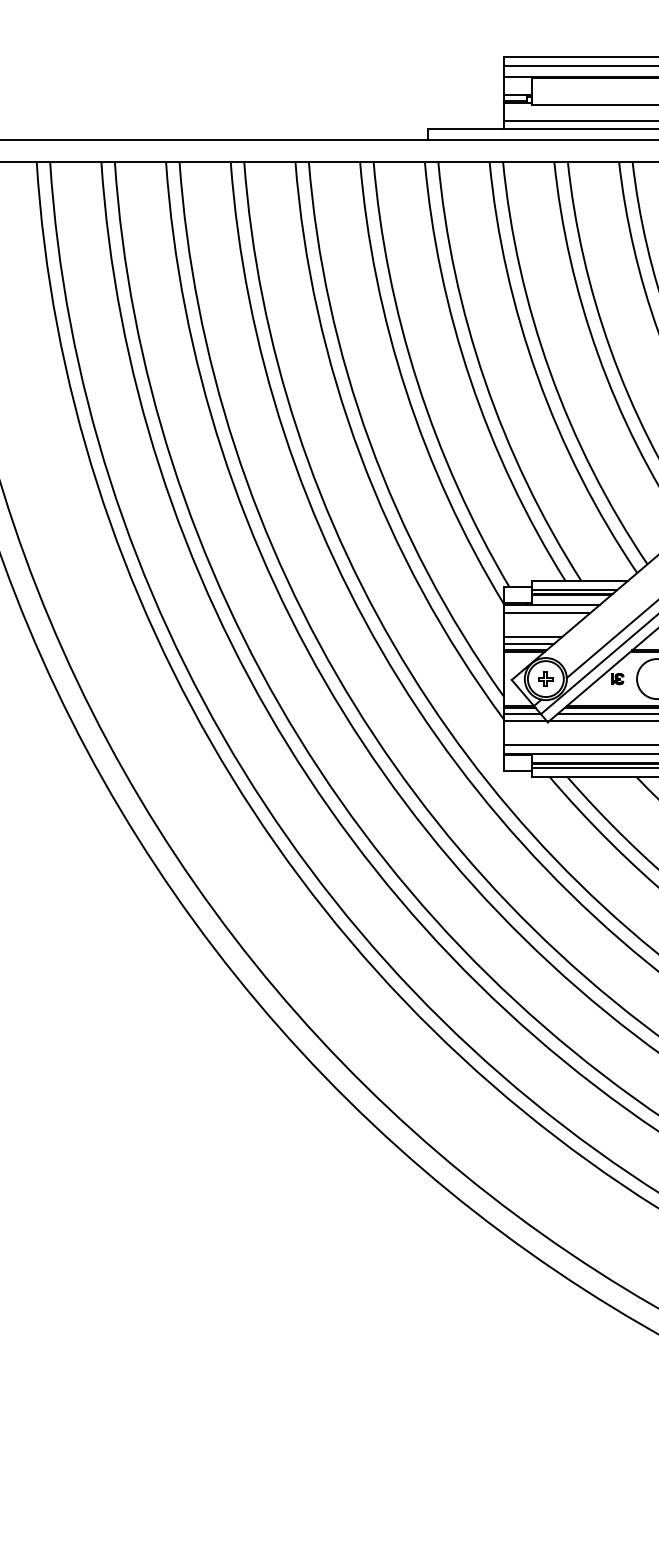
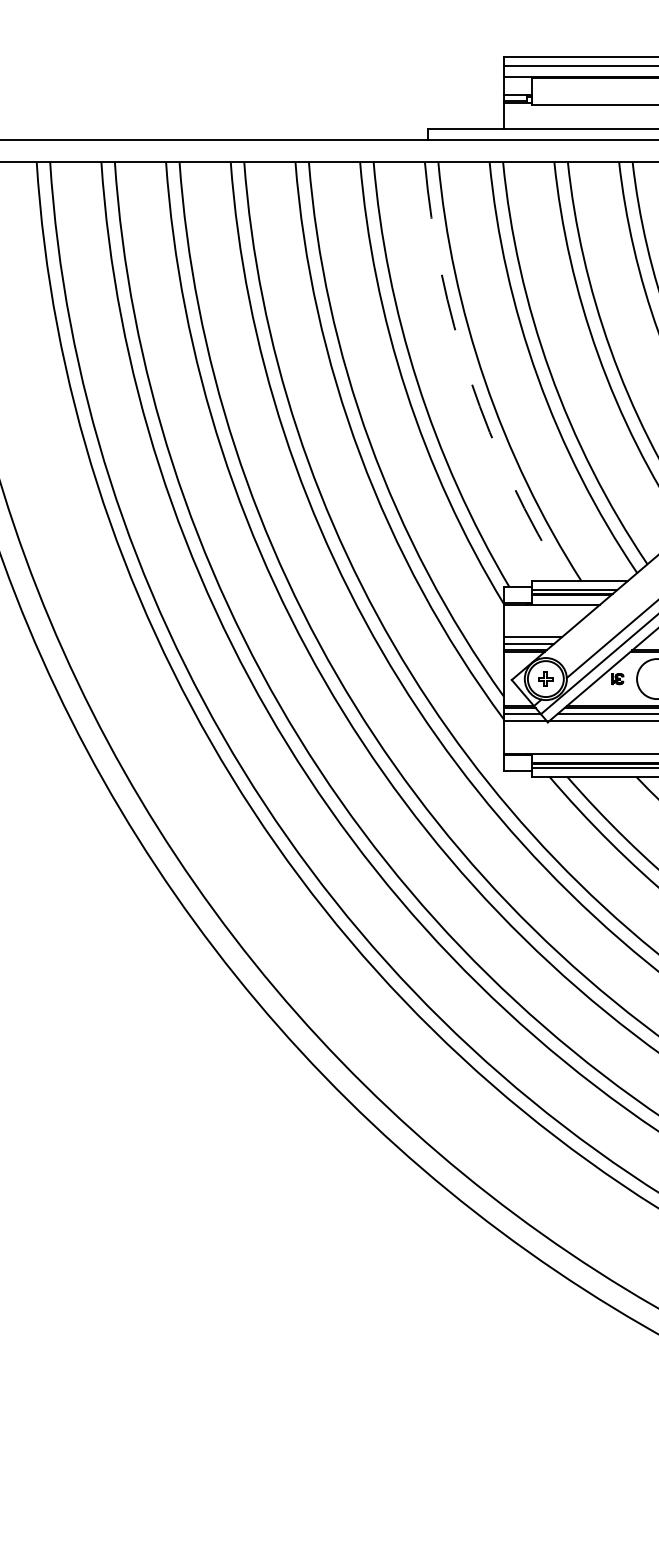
line: present -> none (579, 120)
arc: solid -> dashed (470, 380)
line: present -> none (546, 612)
line: present -> none (579, 745)
